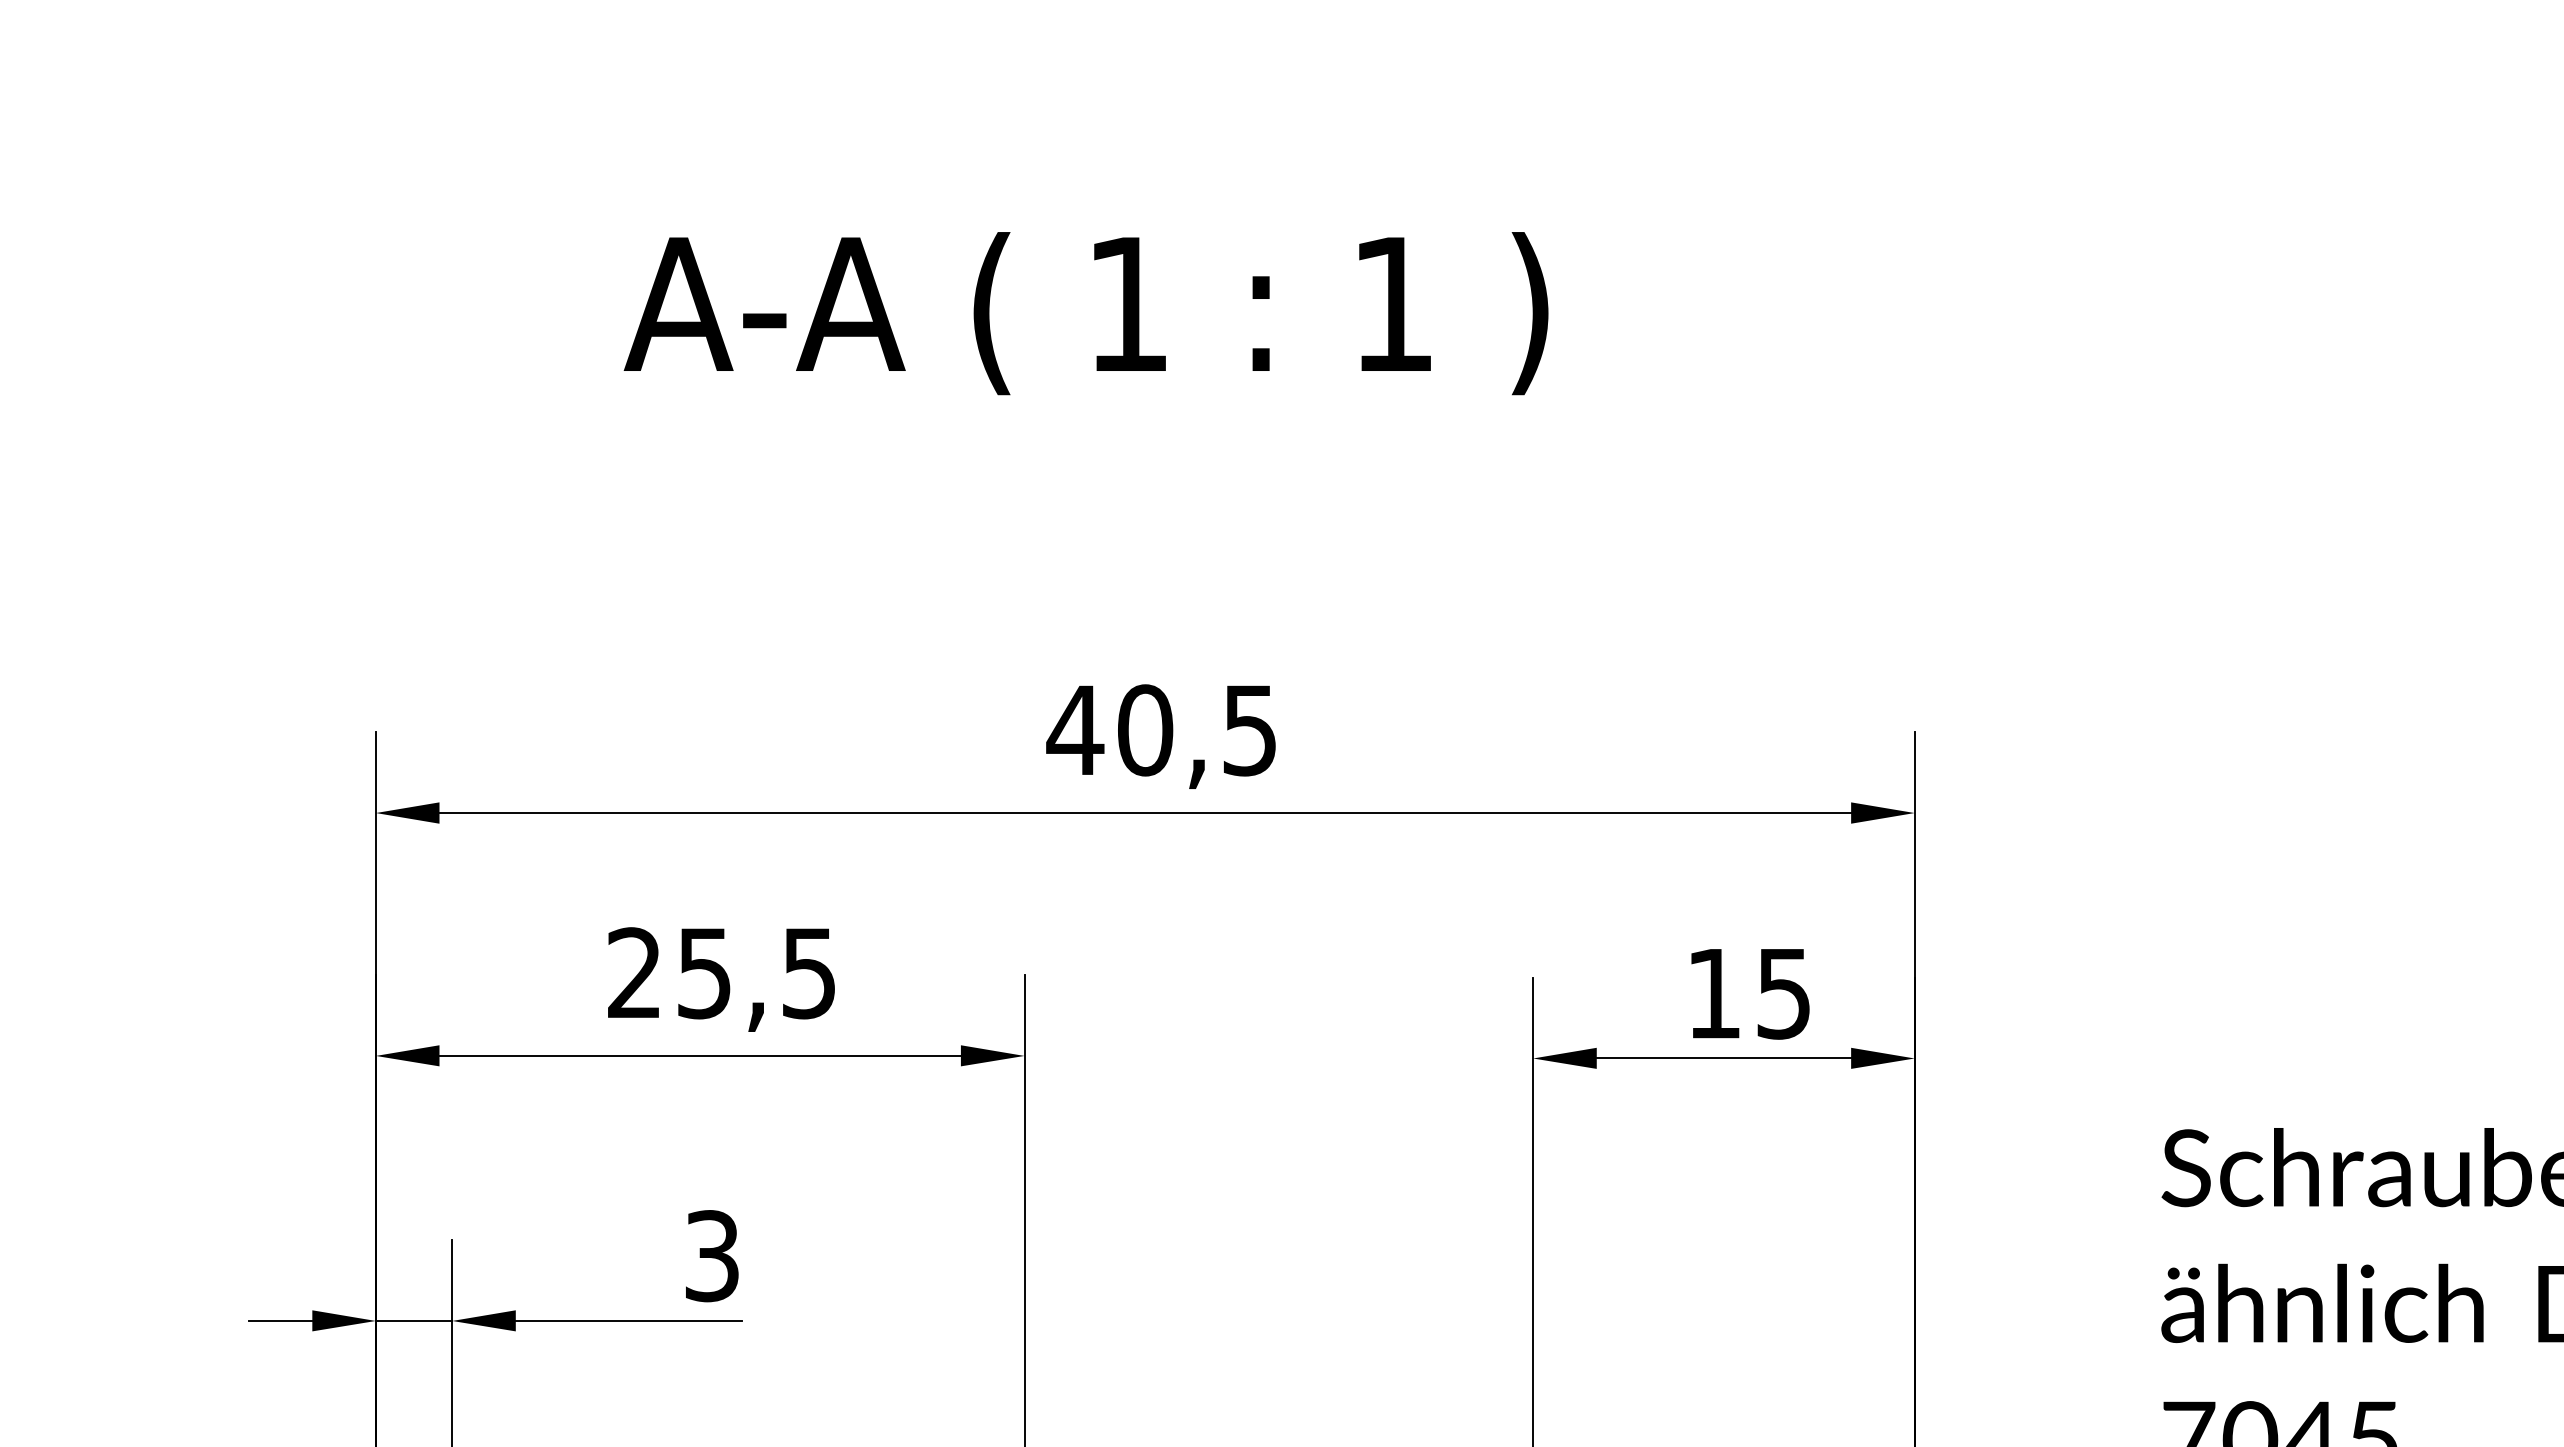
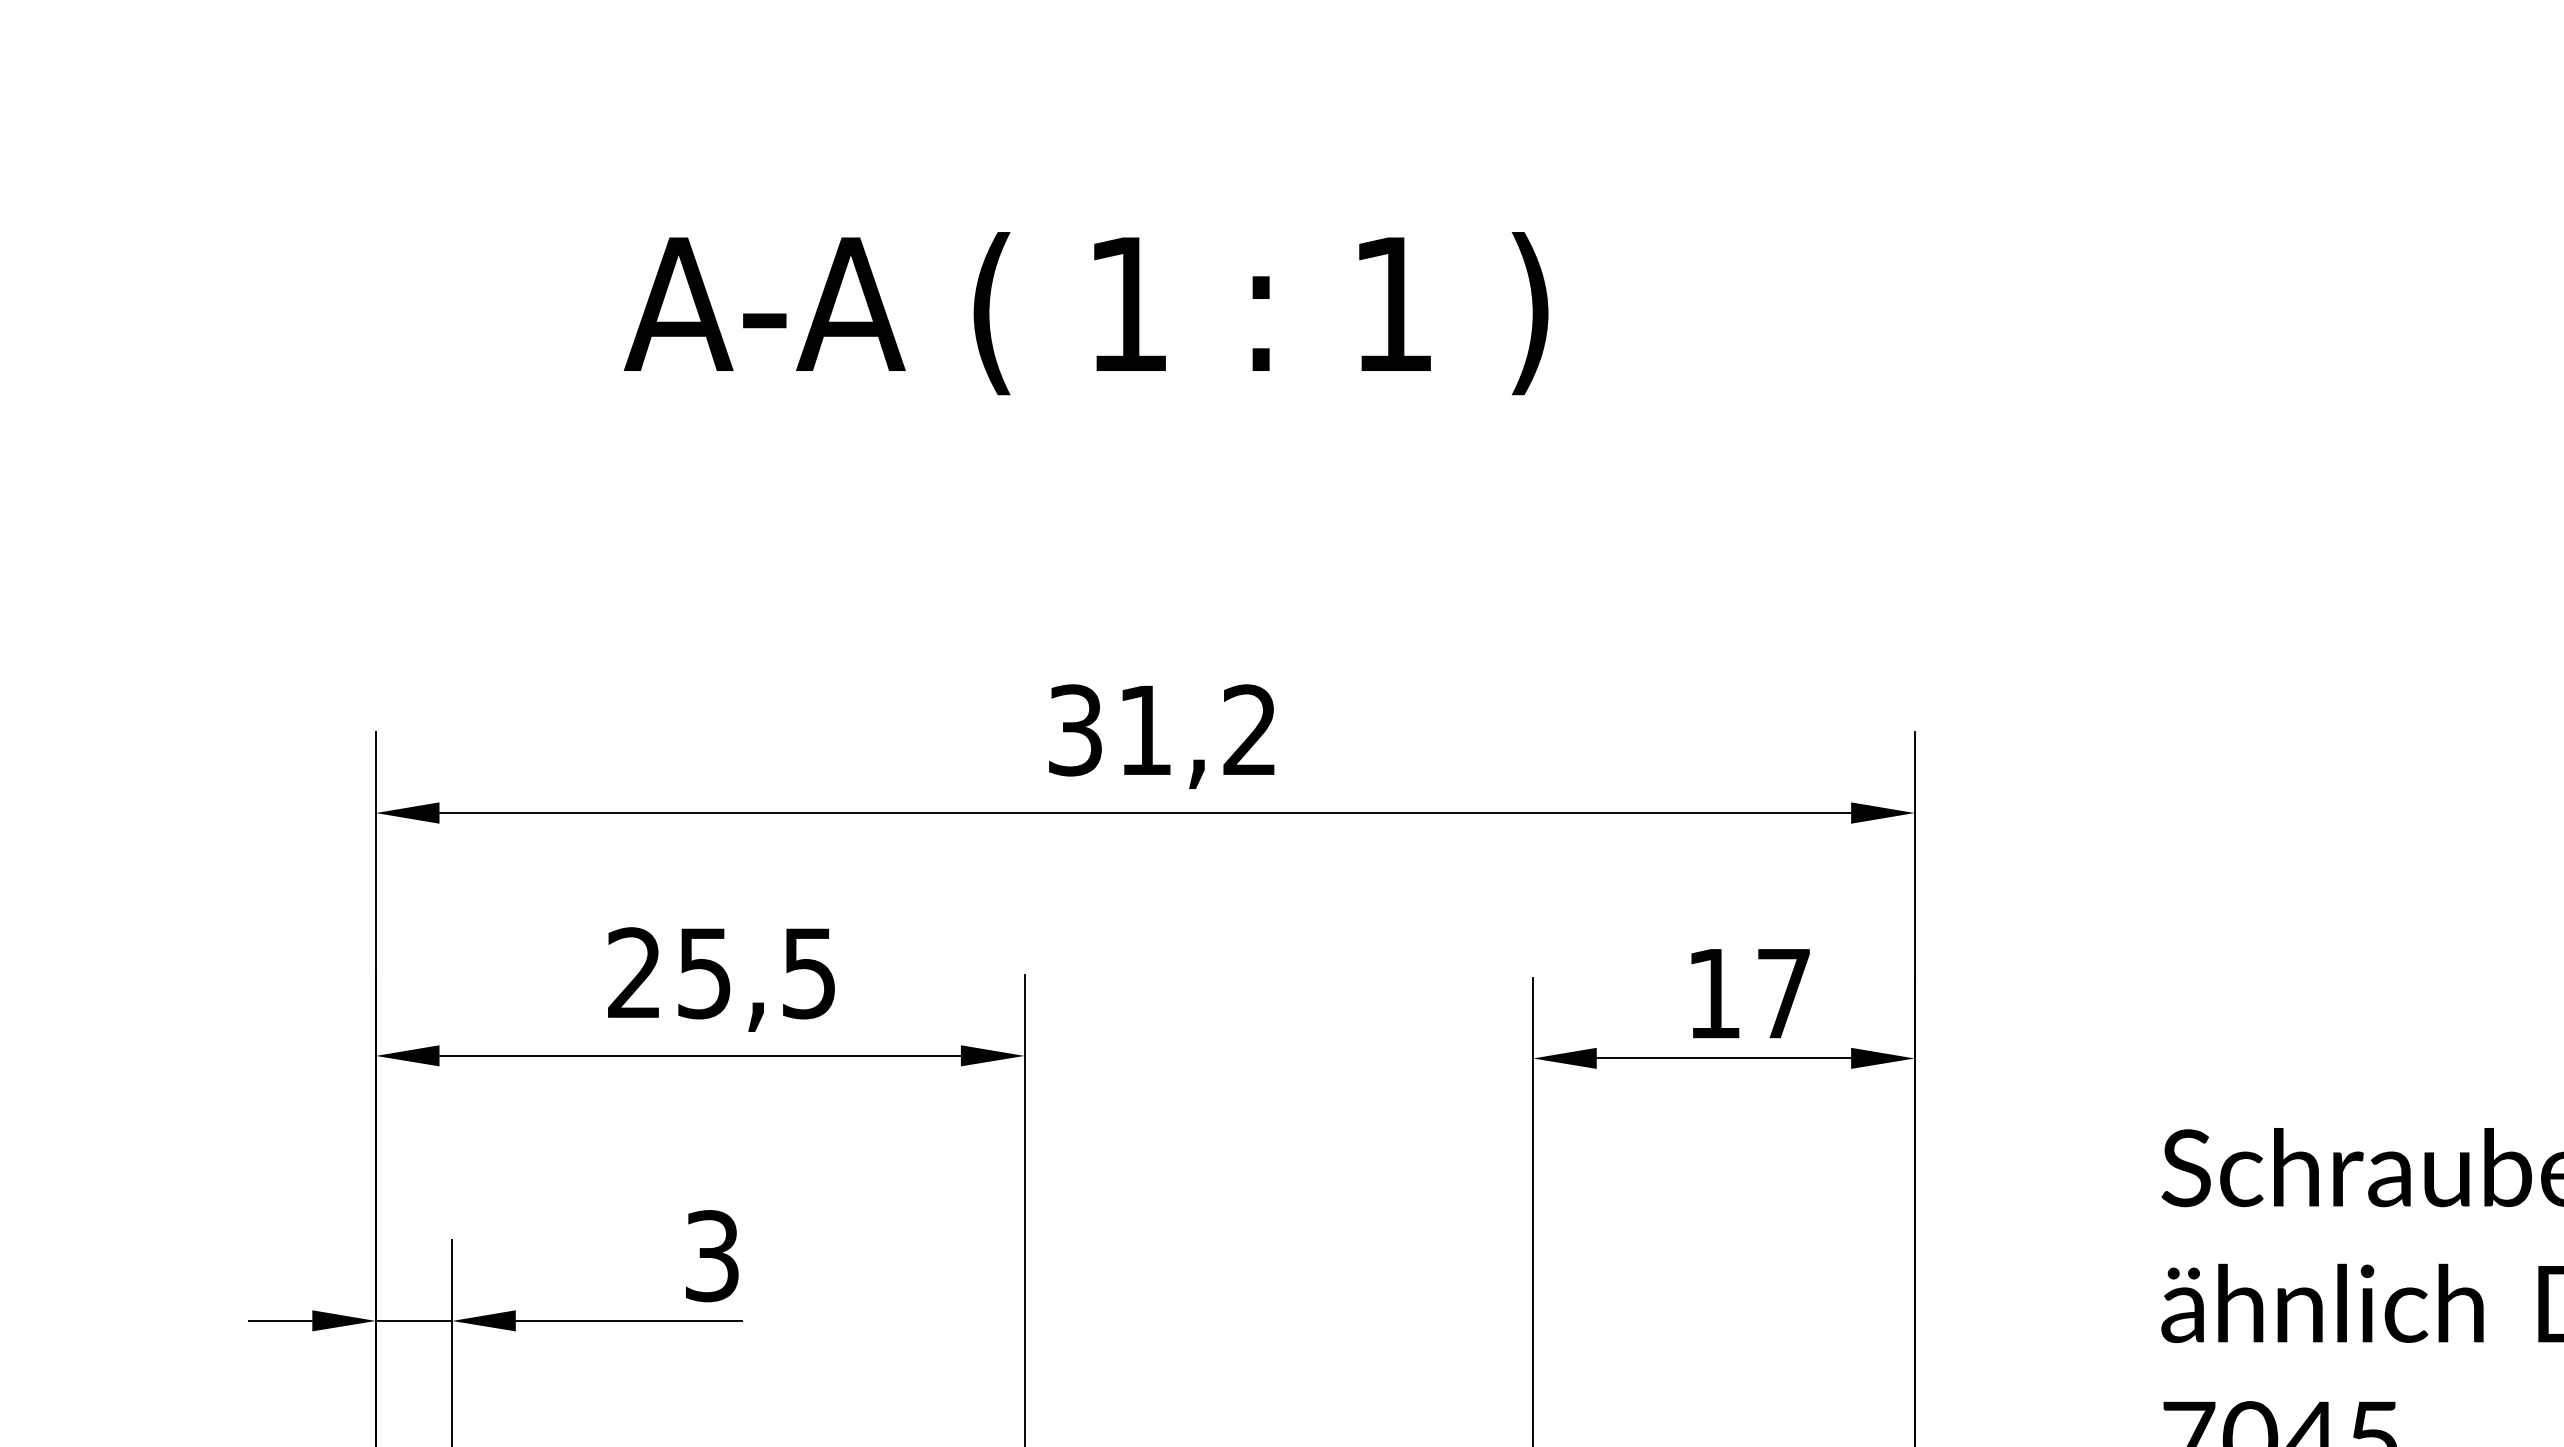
text: 40,5 -> 31,2 (1160, 730)
text: 15 -> 17 (1783, 994)
